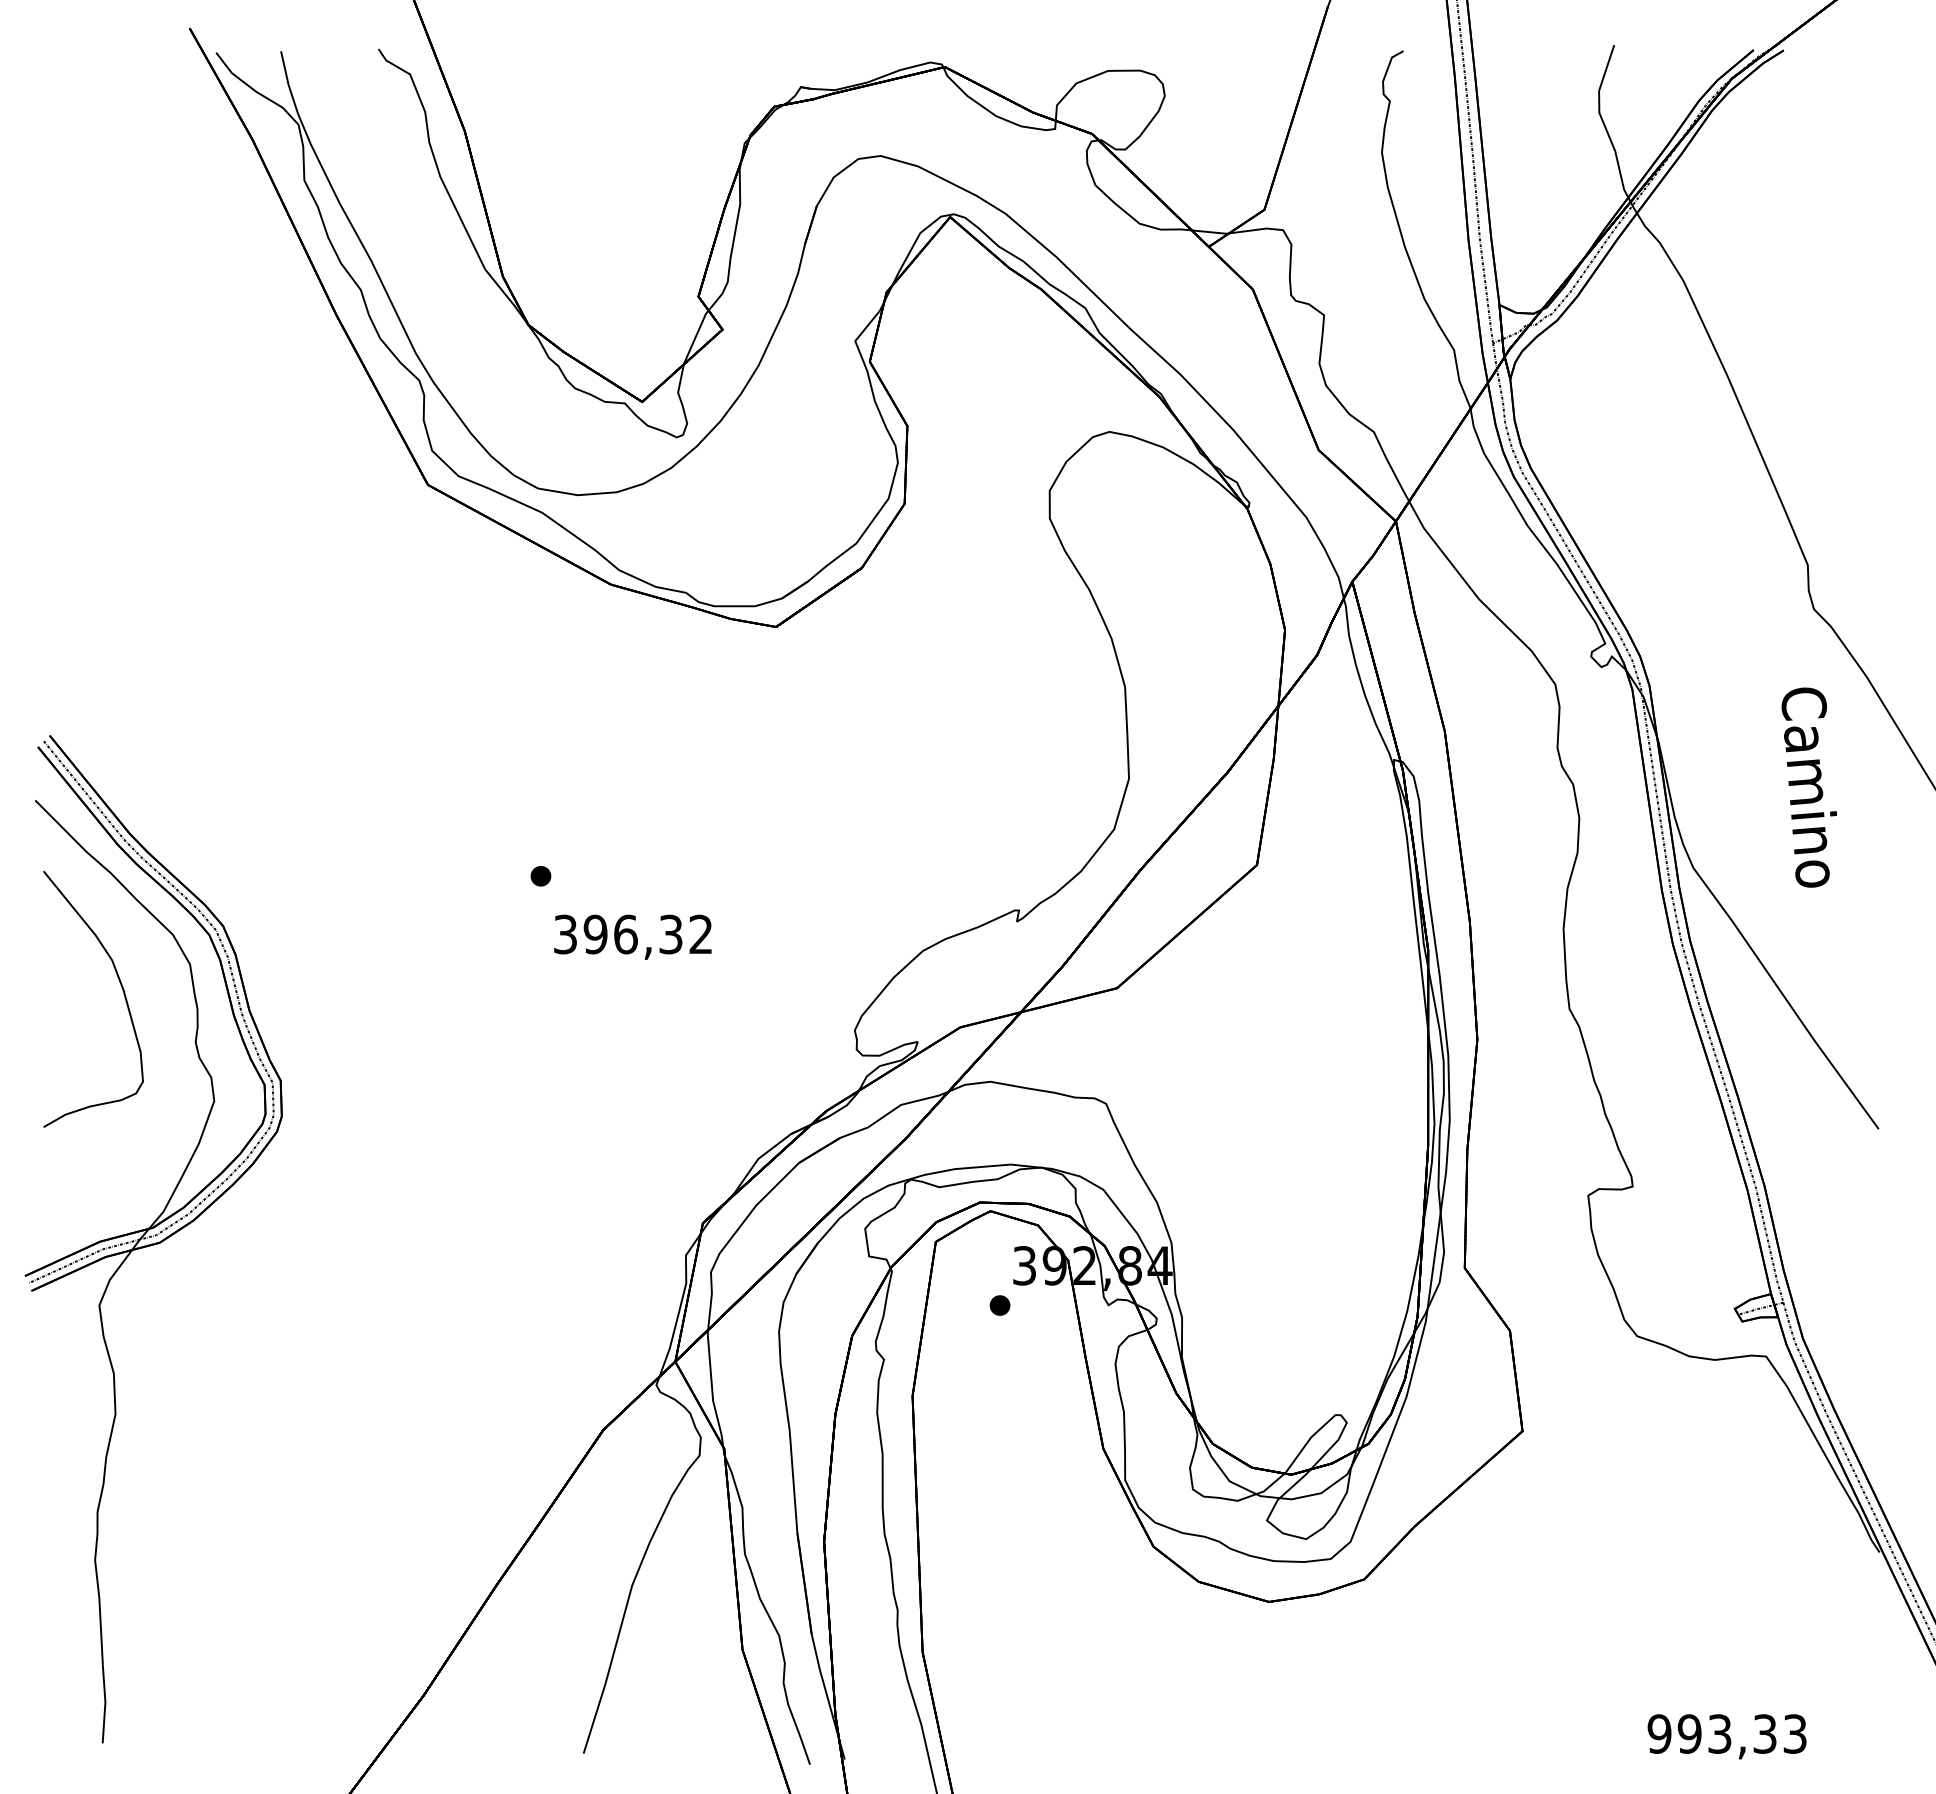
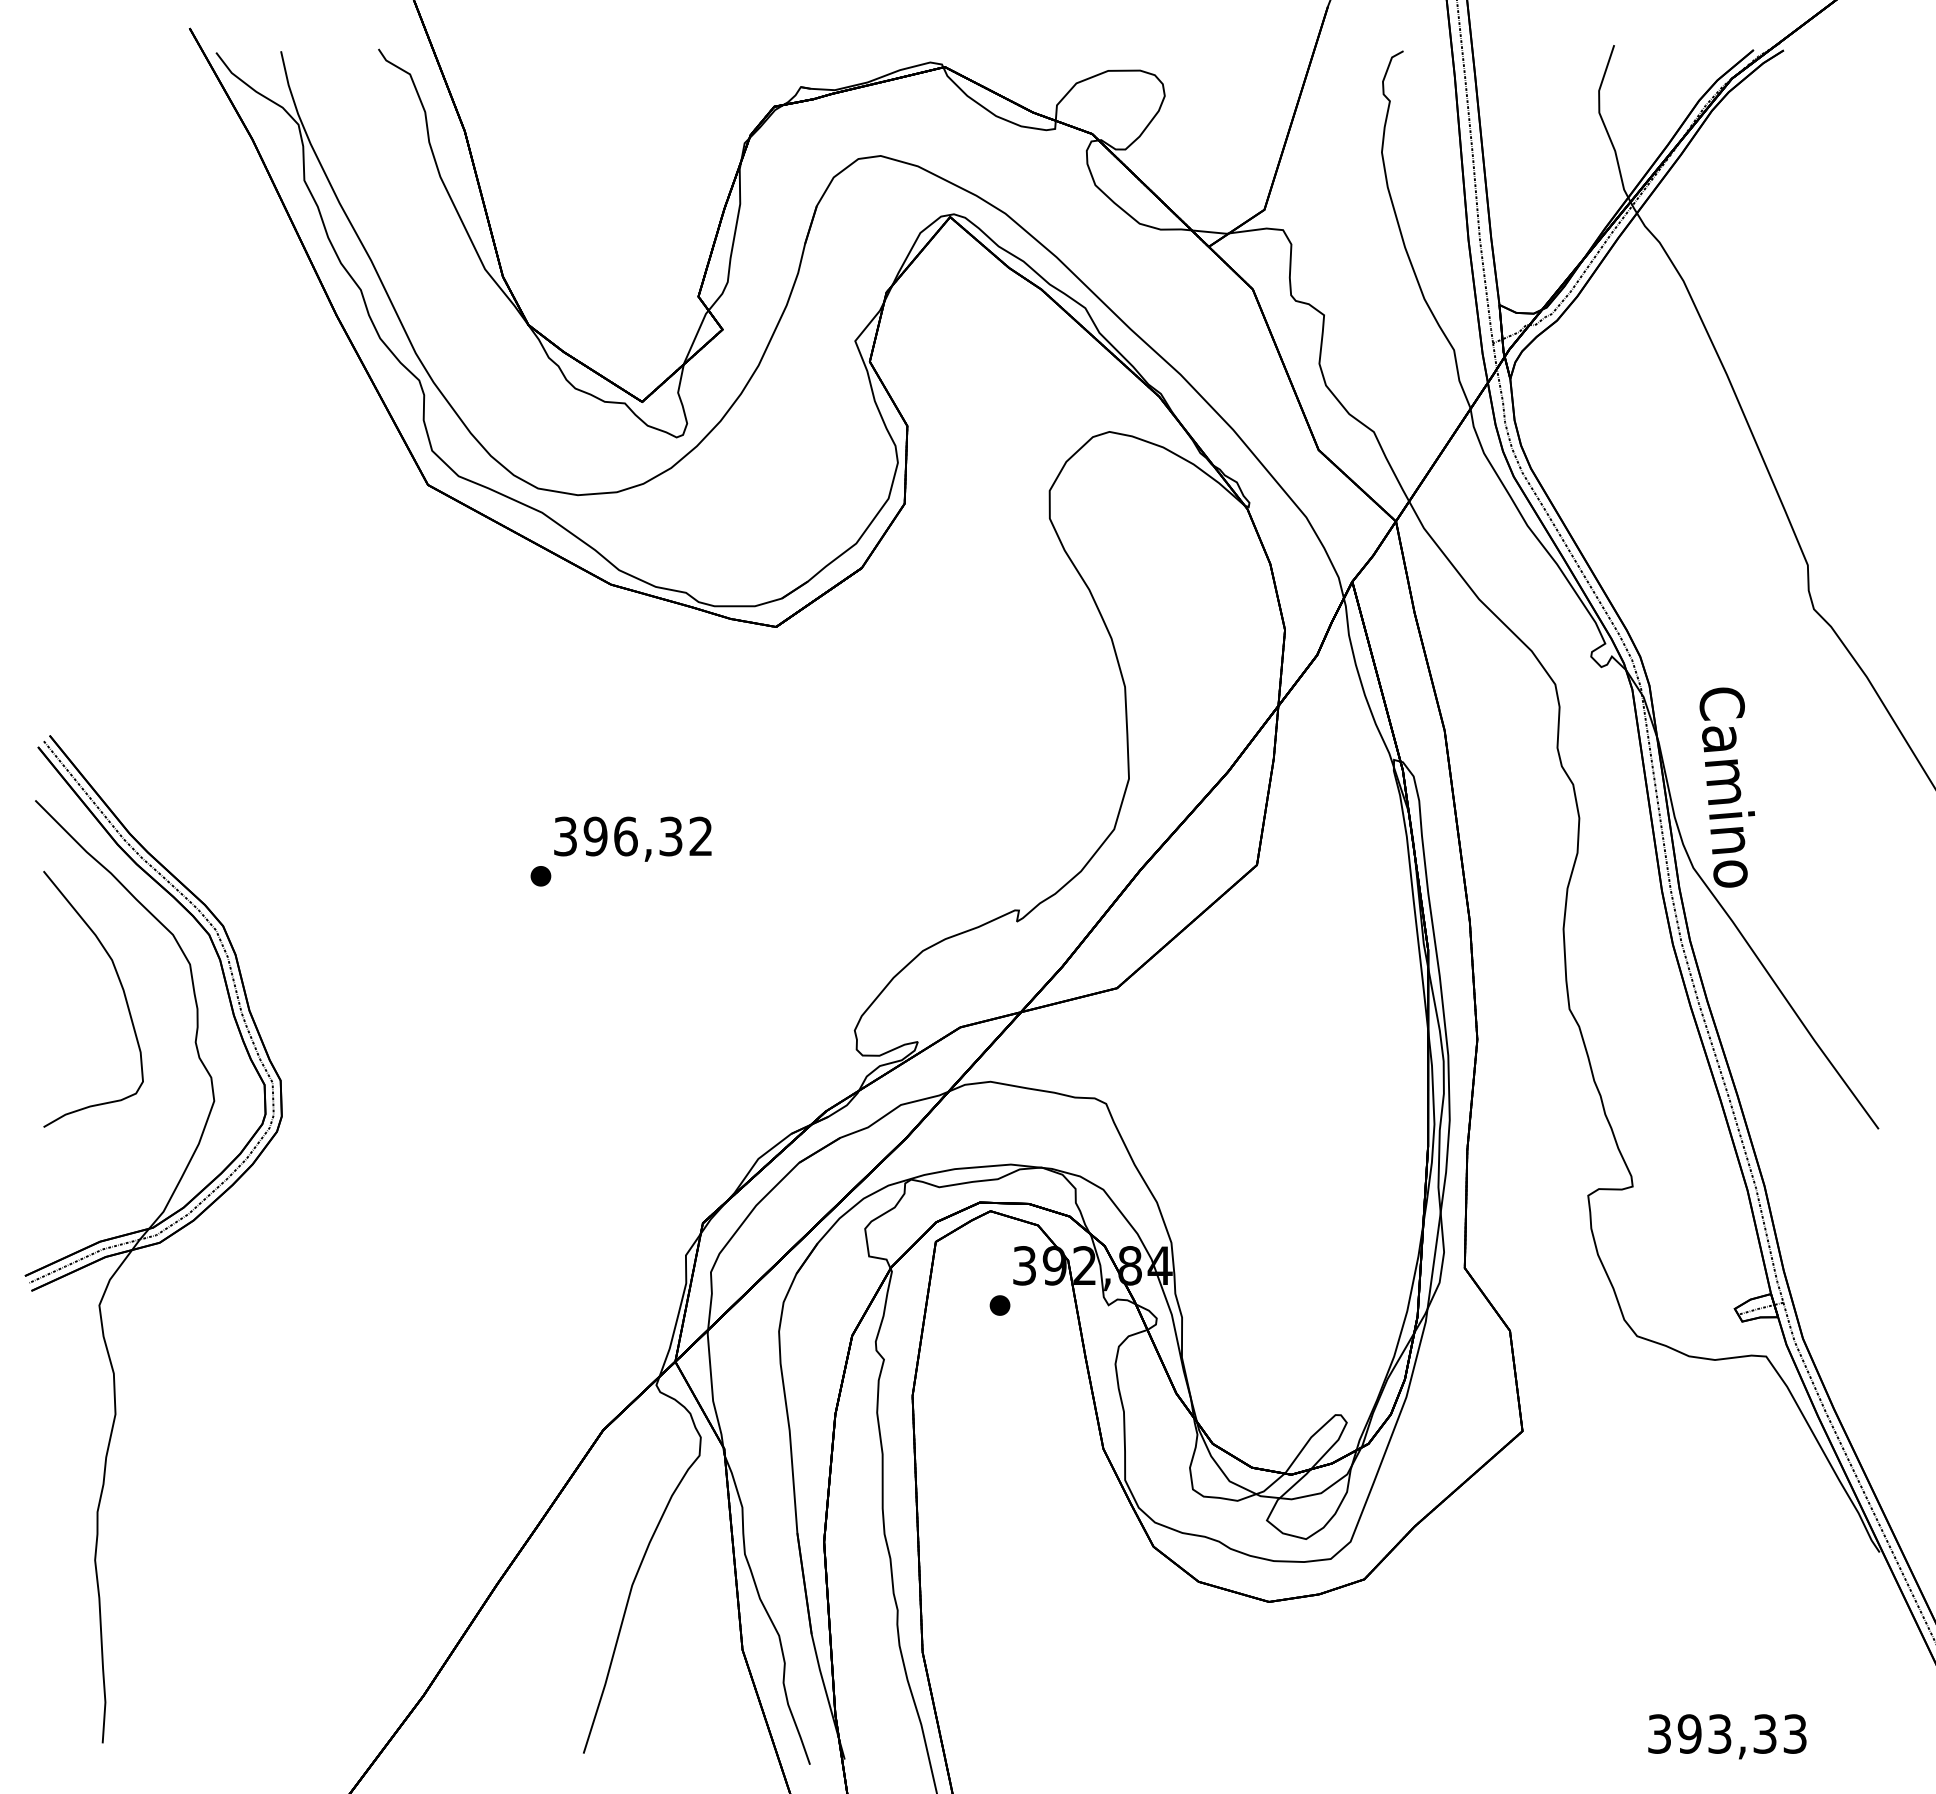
text position: (1809, 787) -> (1727, 787) (1727, 787)
text position: (632, 936) -> (632, 838) (632, 838)
text: 993,33 -> 393,33 (1659, 1733)
